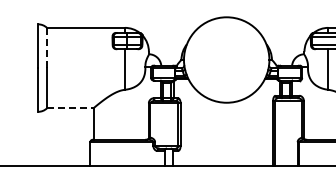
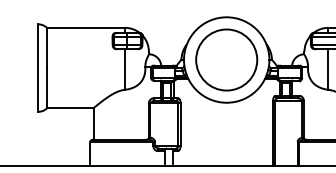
line: dashed -> solid (47, 48)
circle: none -> present (226, 59)
line: dashed -> solid (70, 108)
